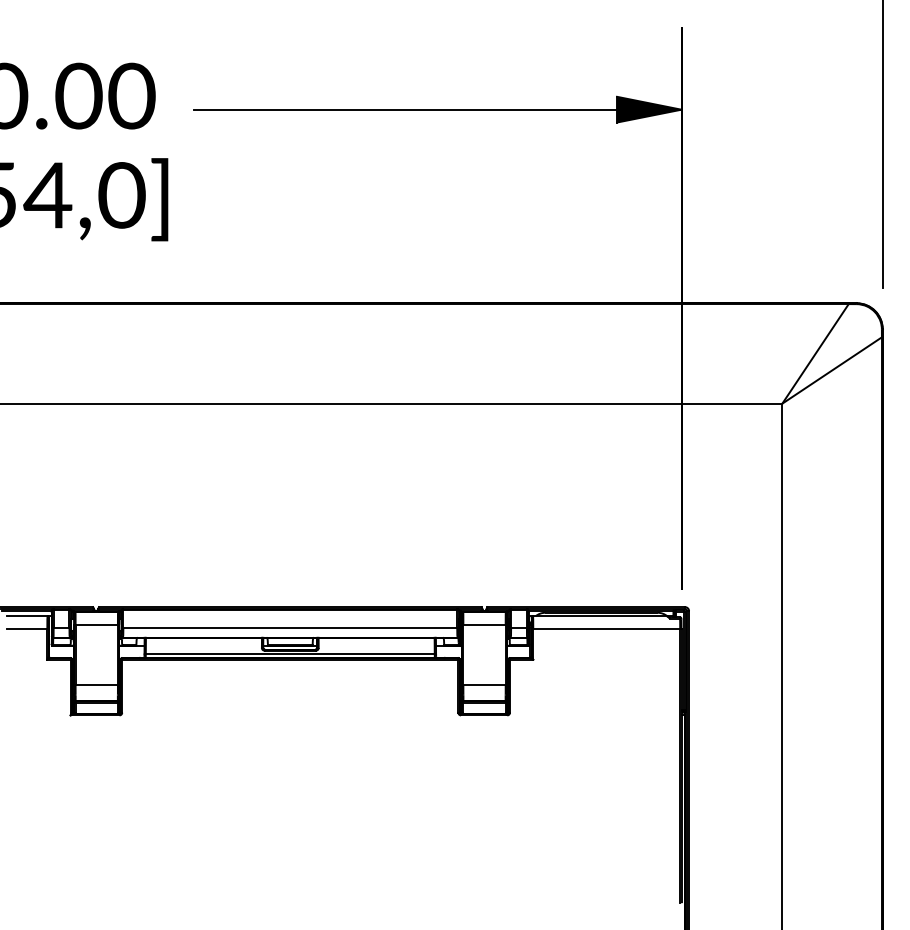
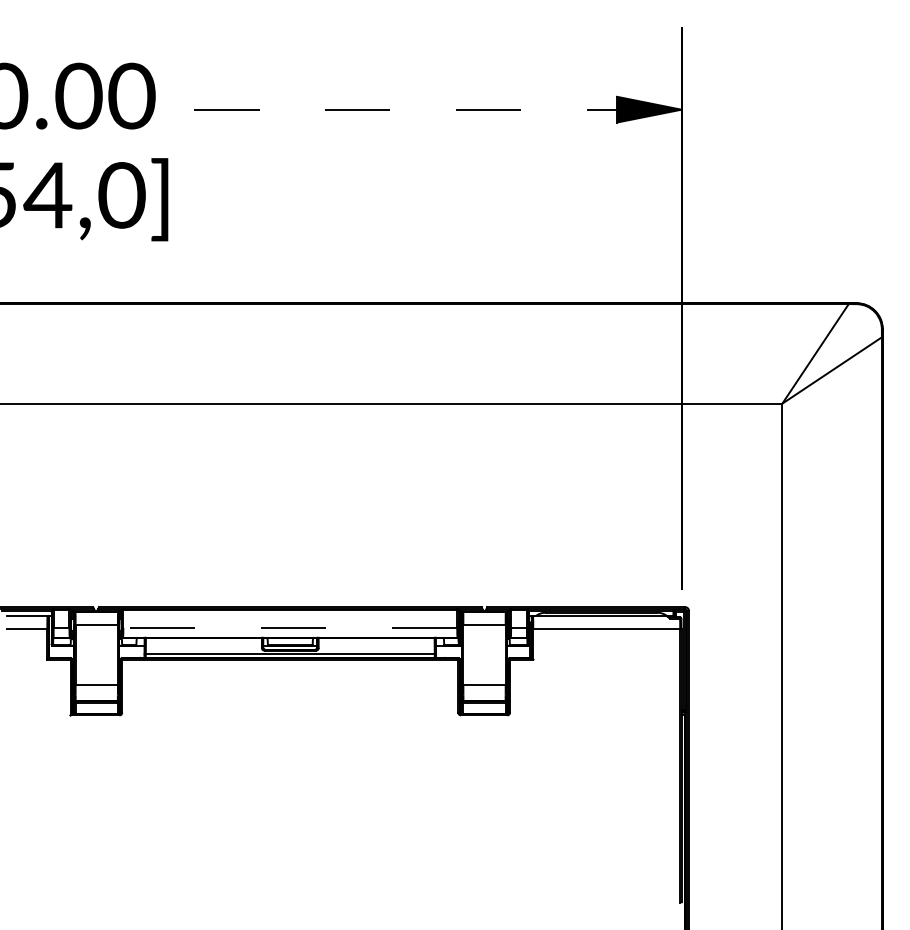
line: solid -> dashed (406, 109)
line: present -> none (882, 145)
line: solid -> dashed (290, 627)
